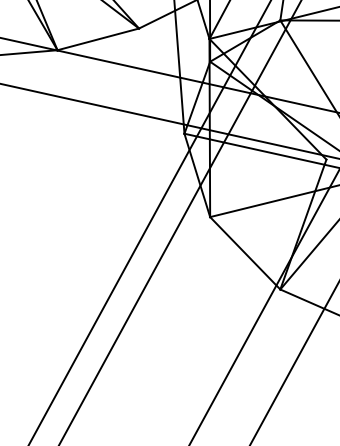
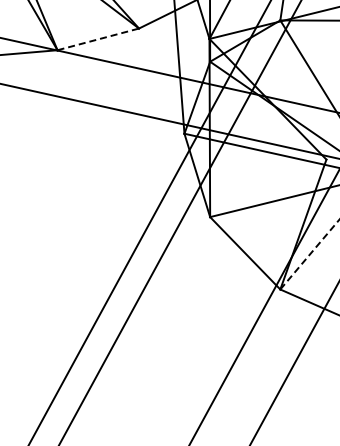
line: solid -> dashed (98, 39)
line: solid -> dashed (309, 254)
